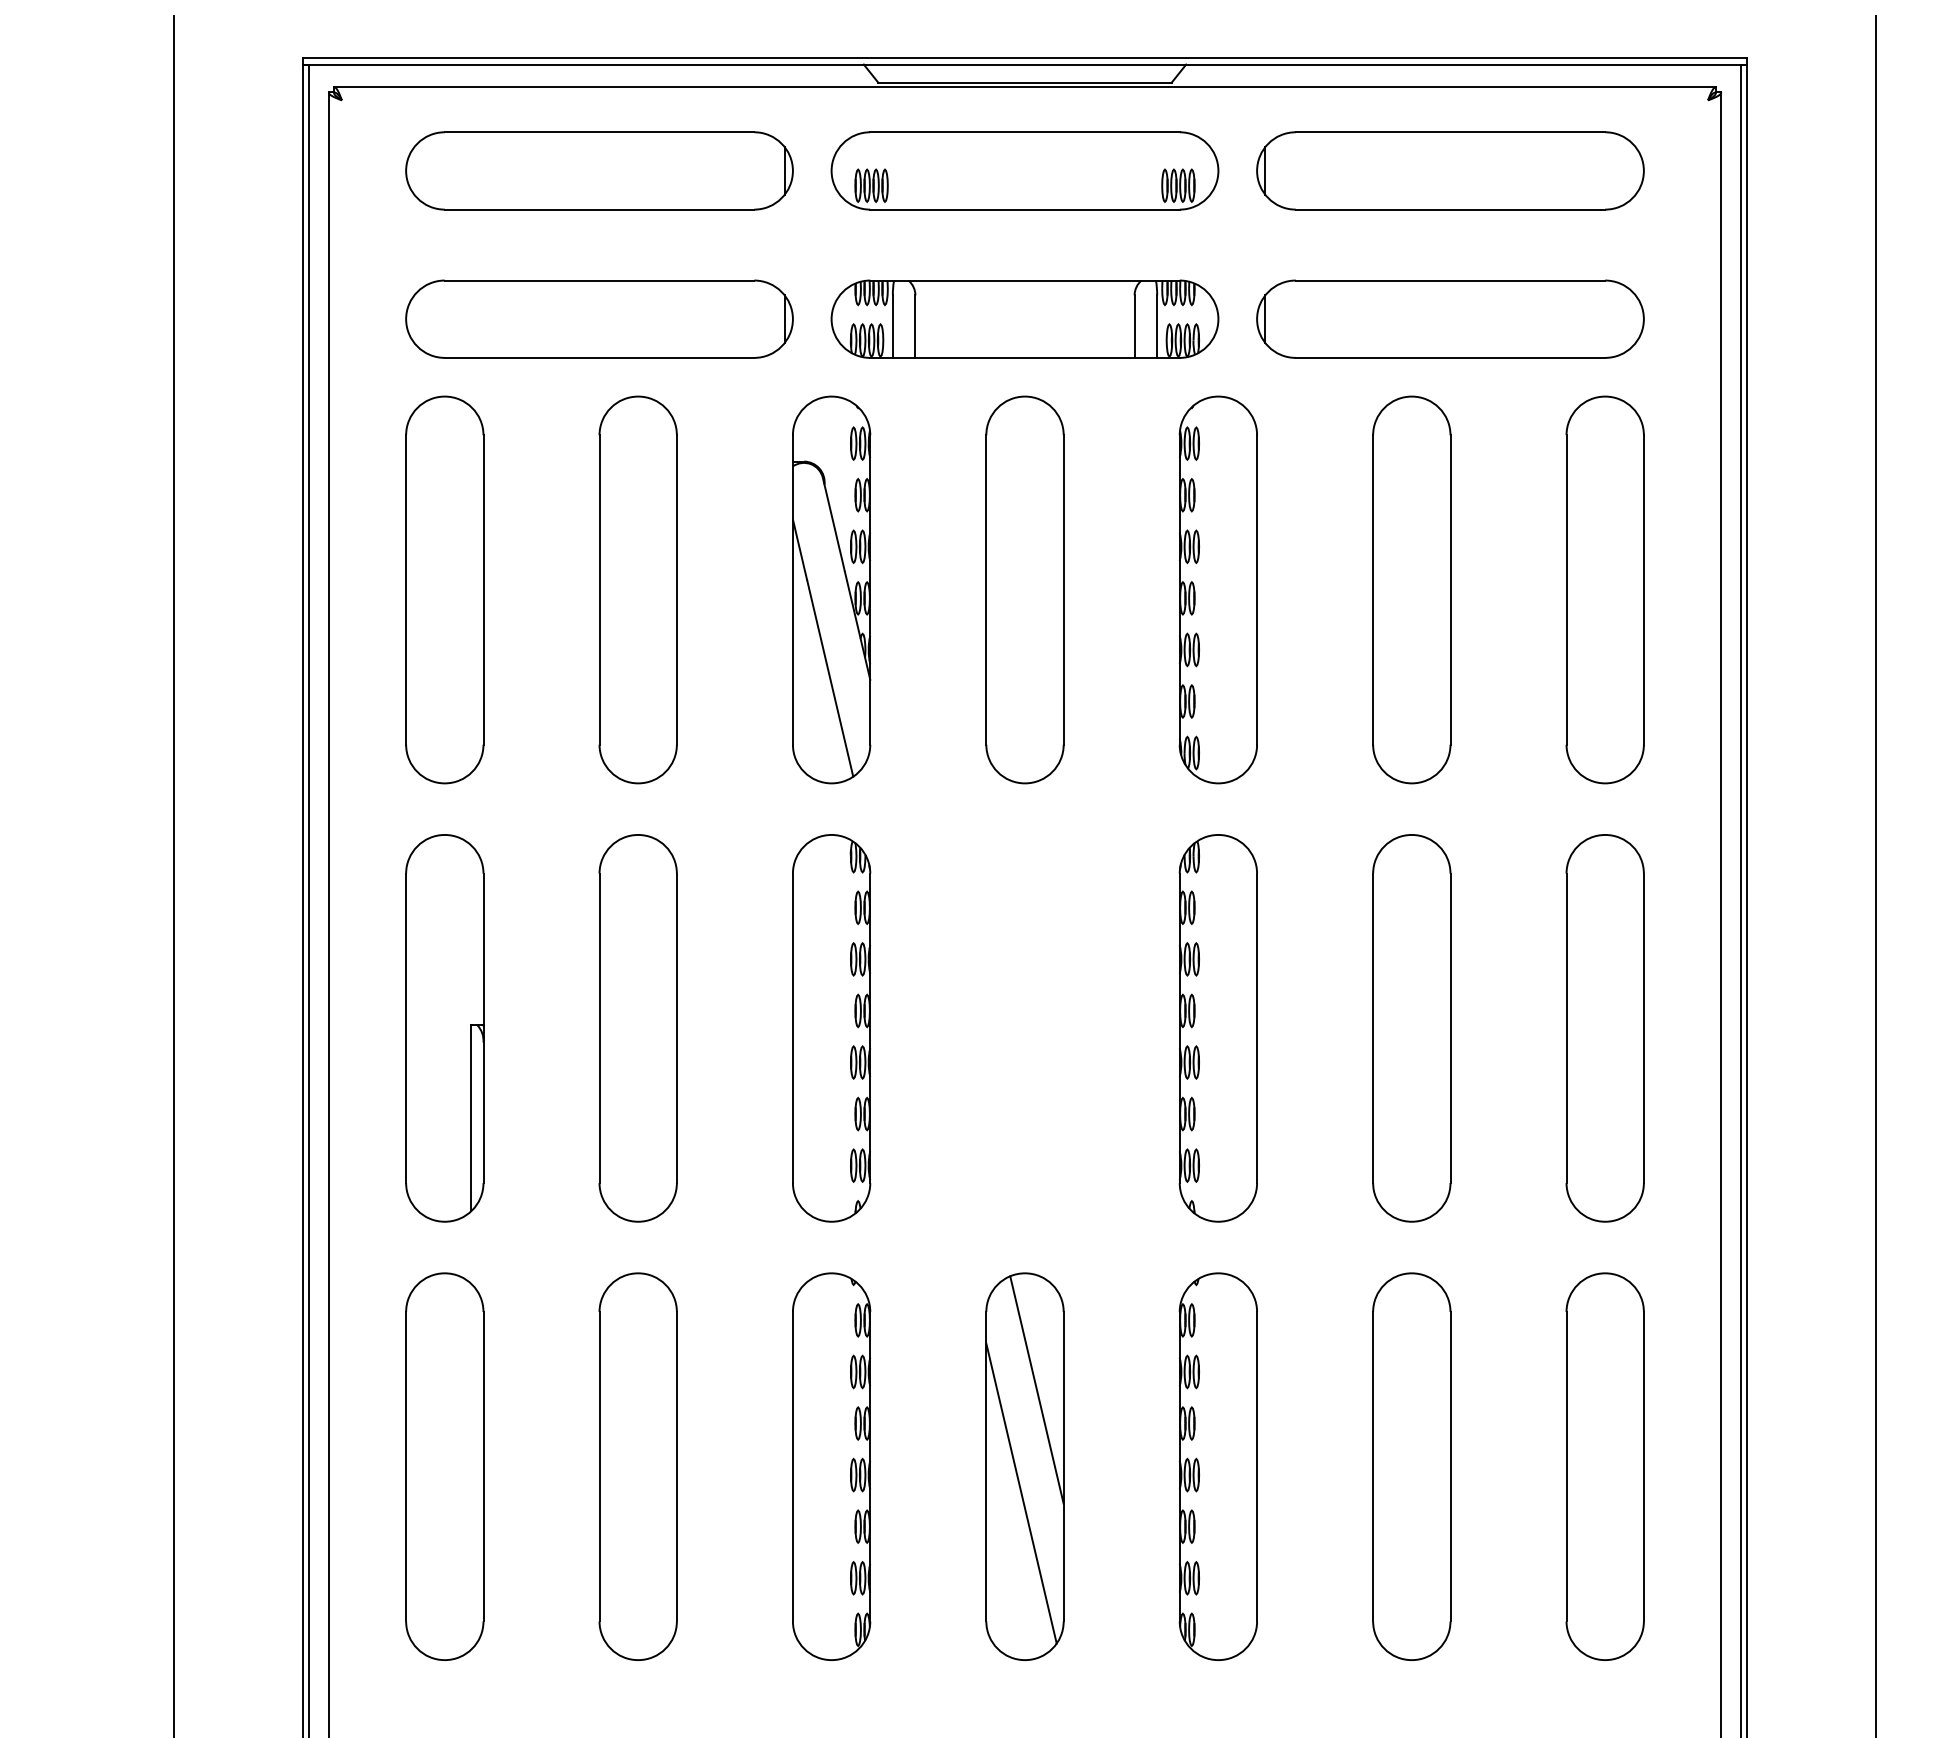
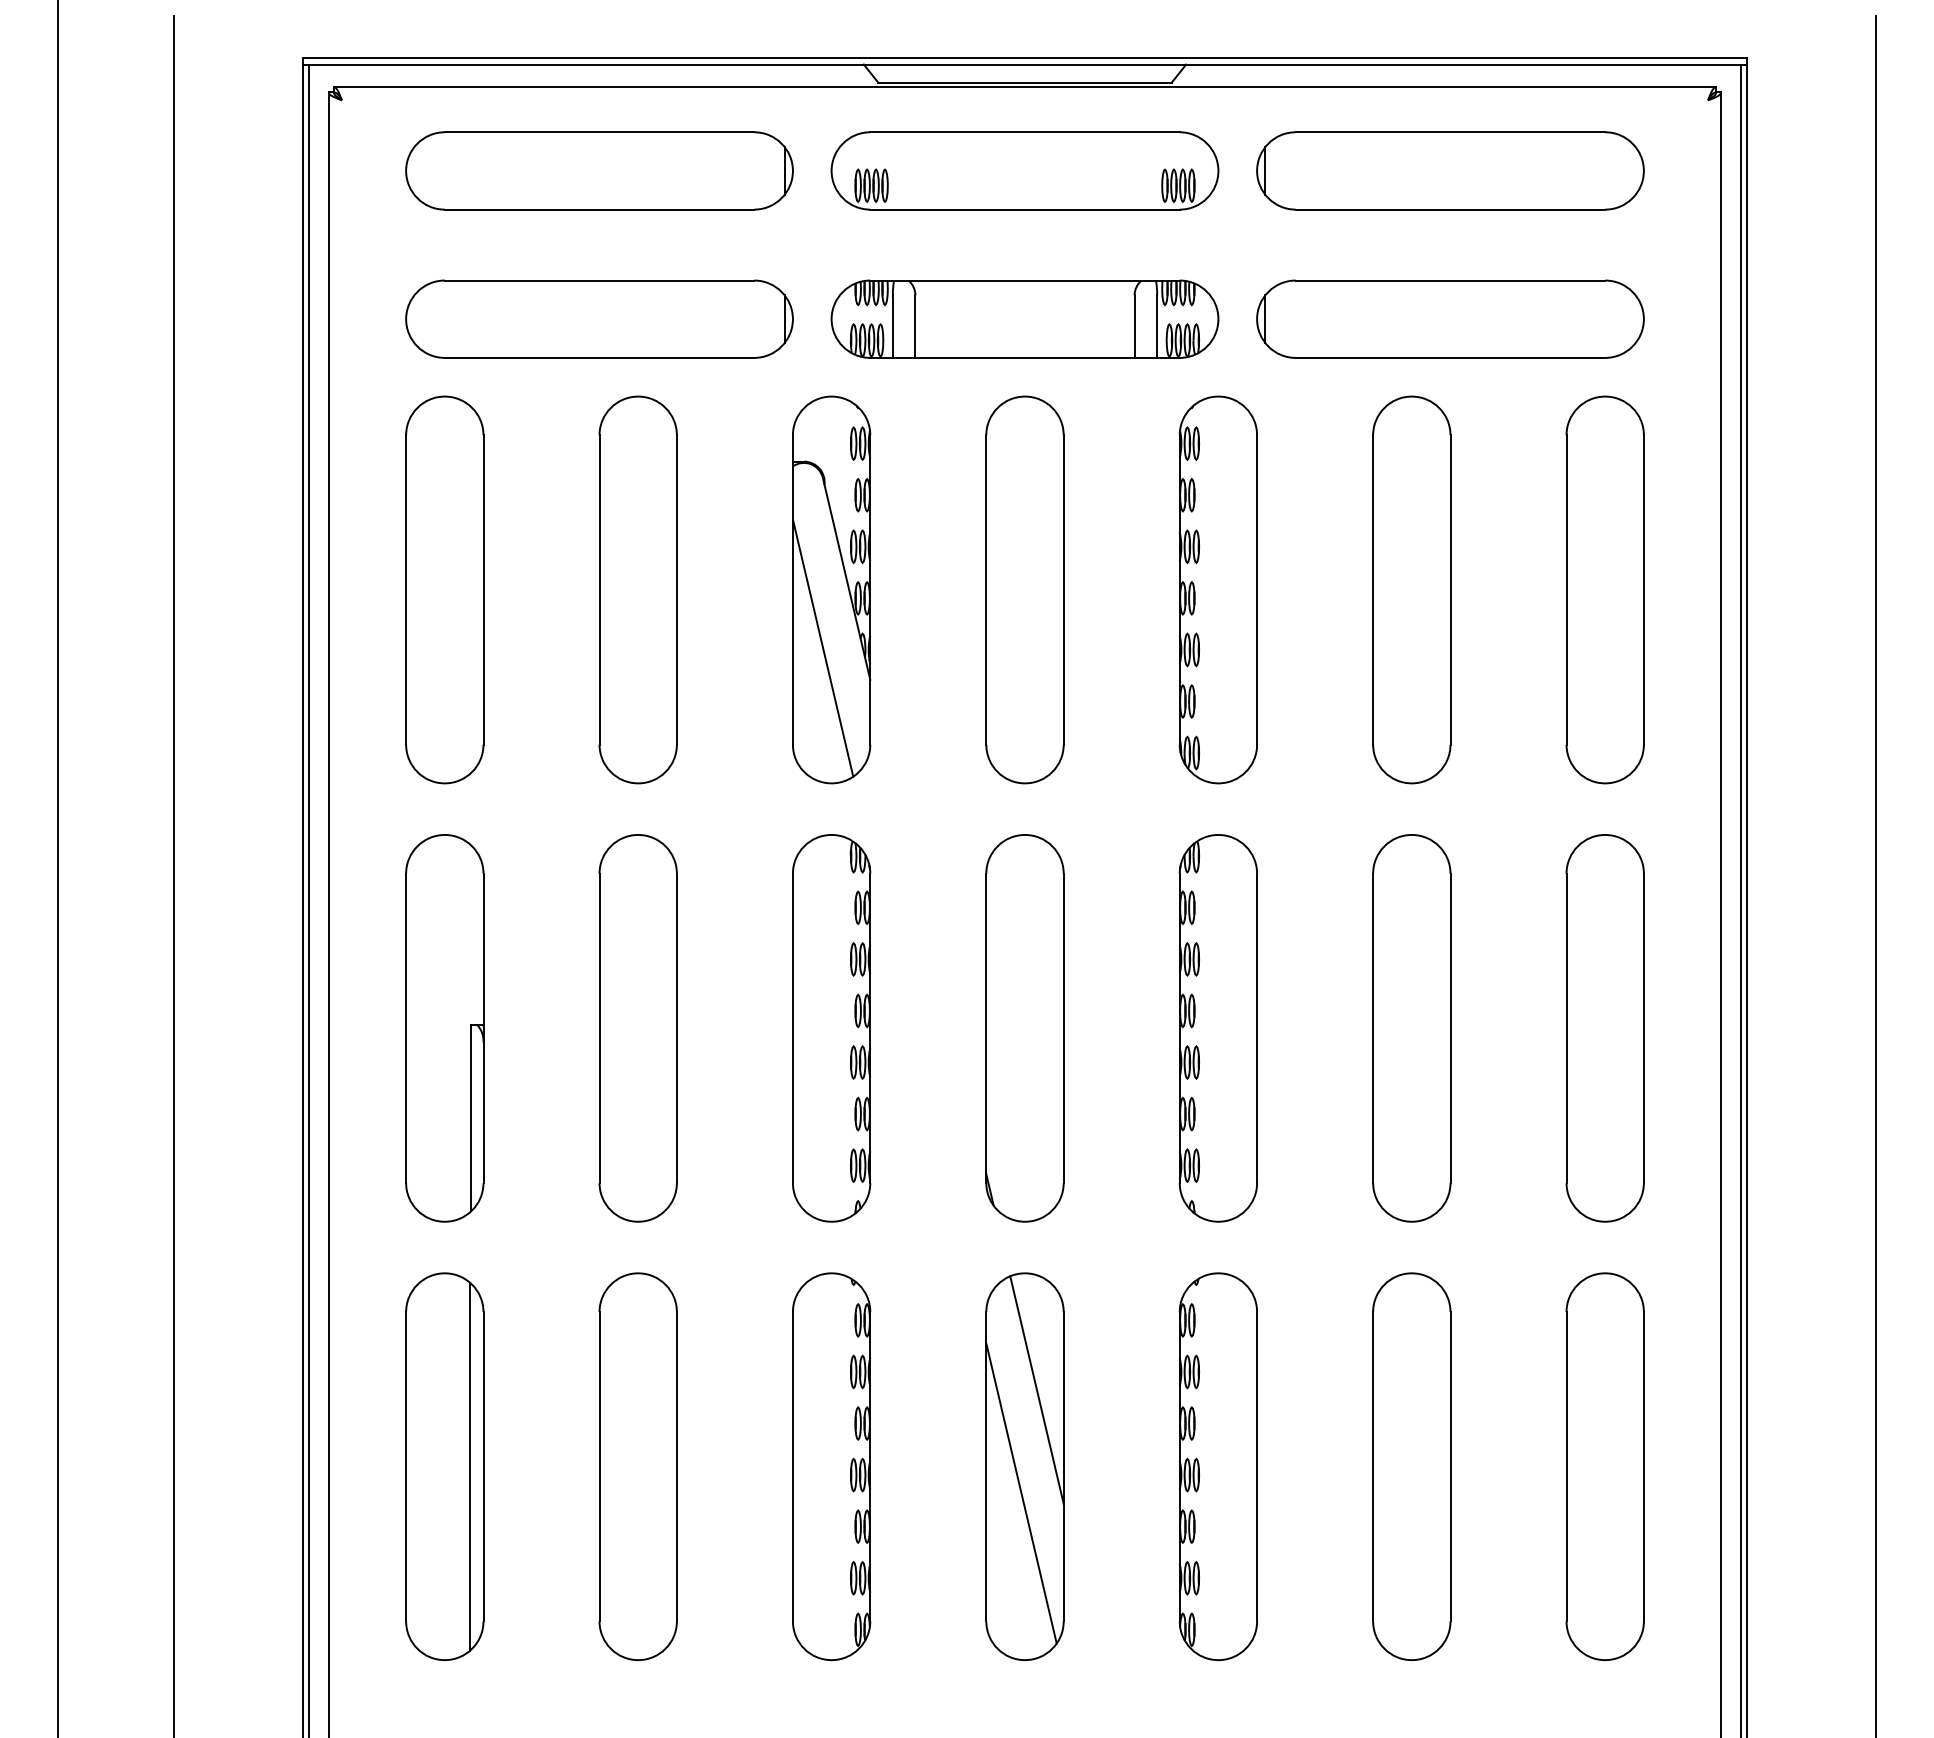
line: none -> present (58, 868)
part: none -> present (1024, 1028)
line: none -> present (470, 1466)
